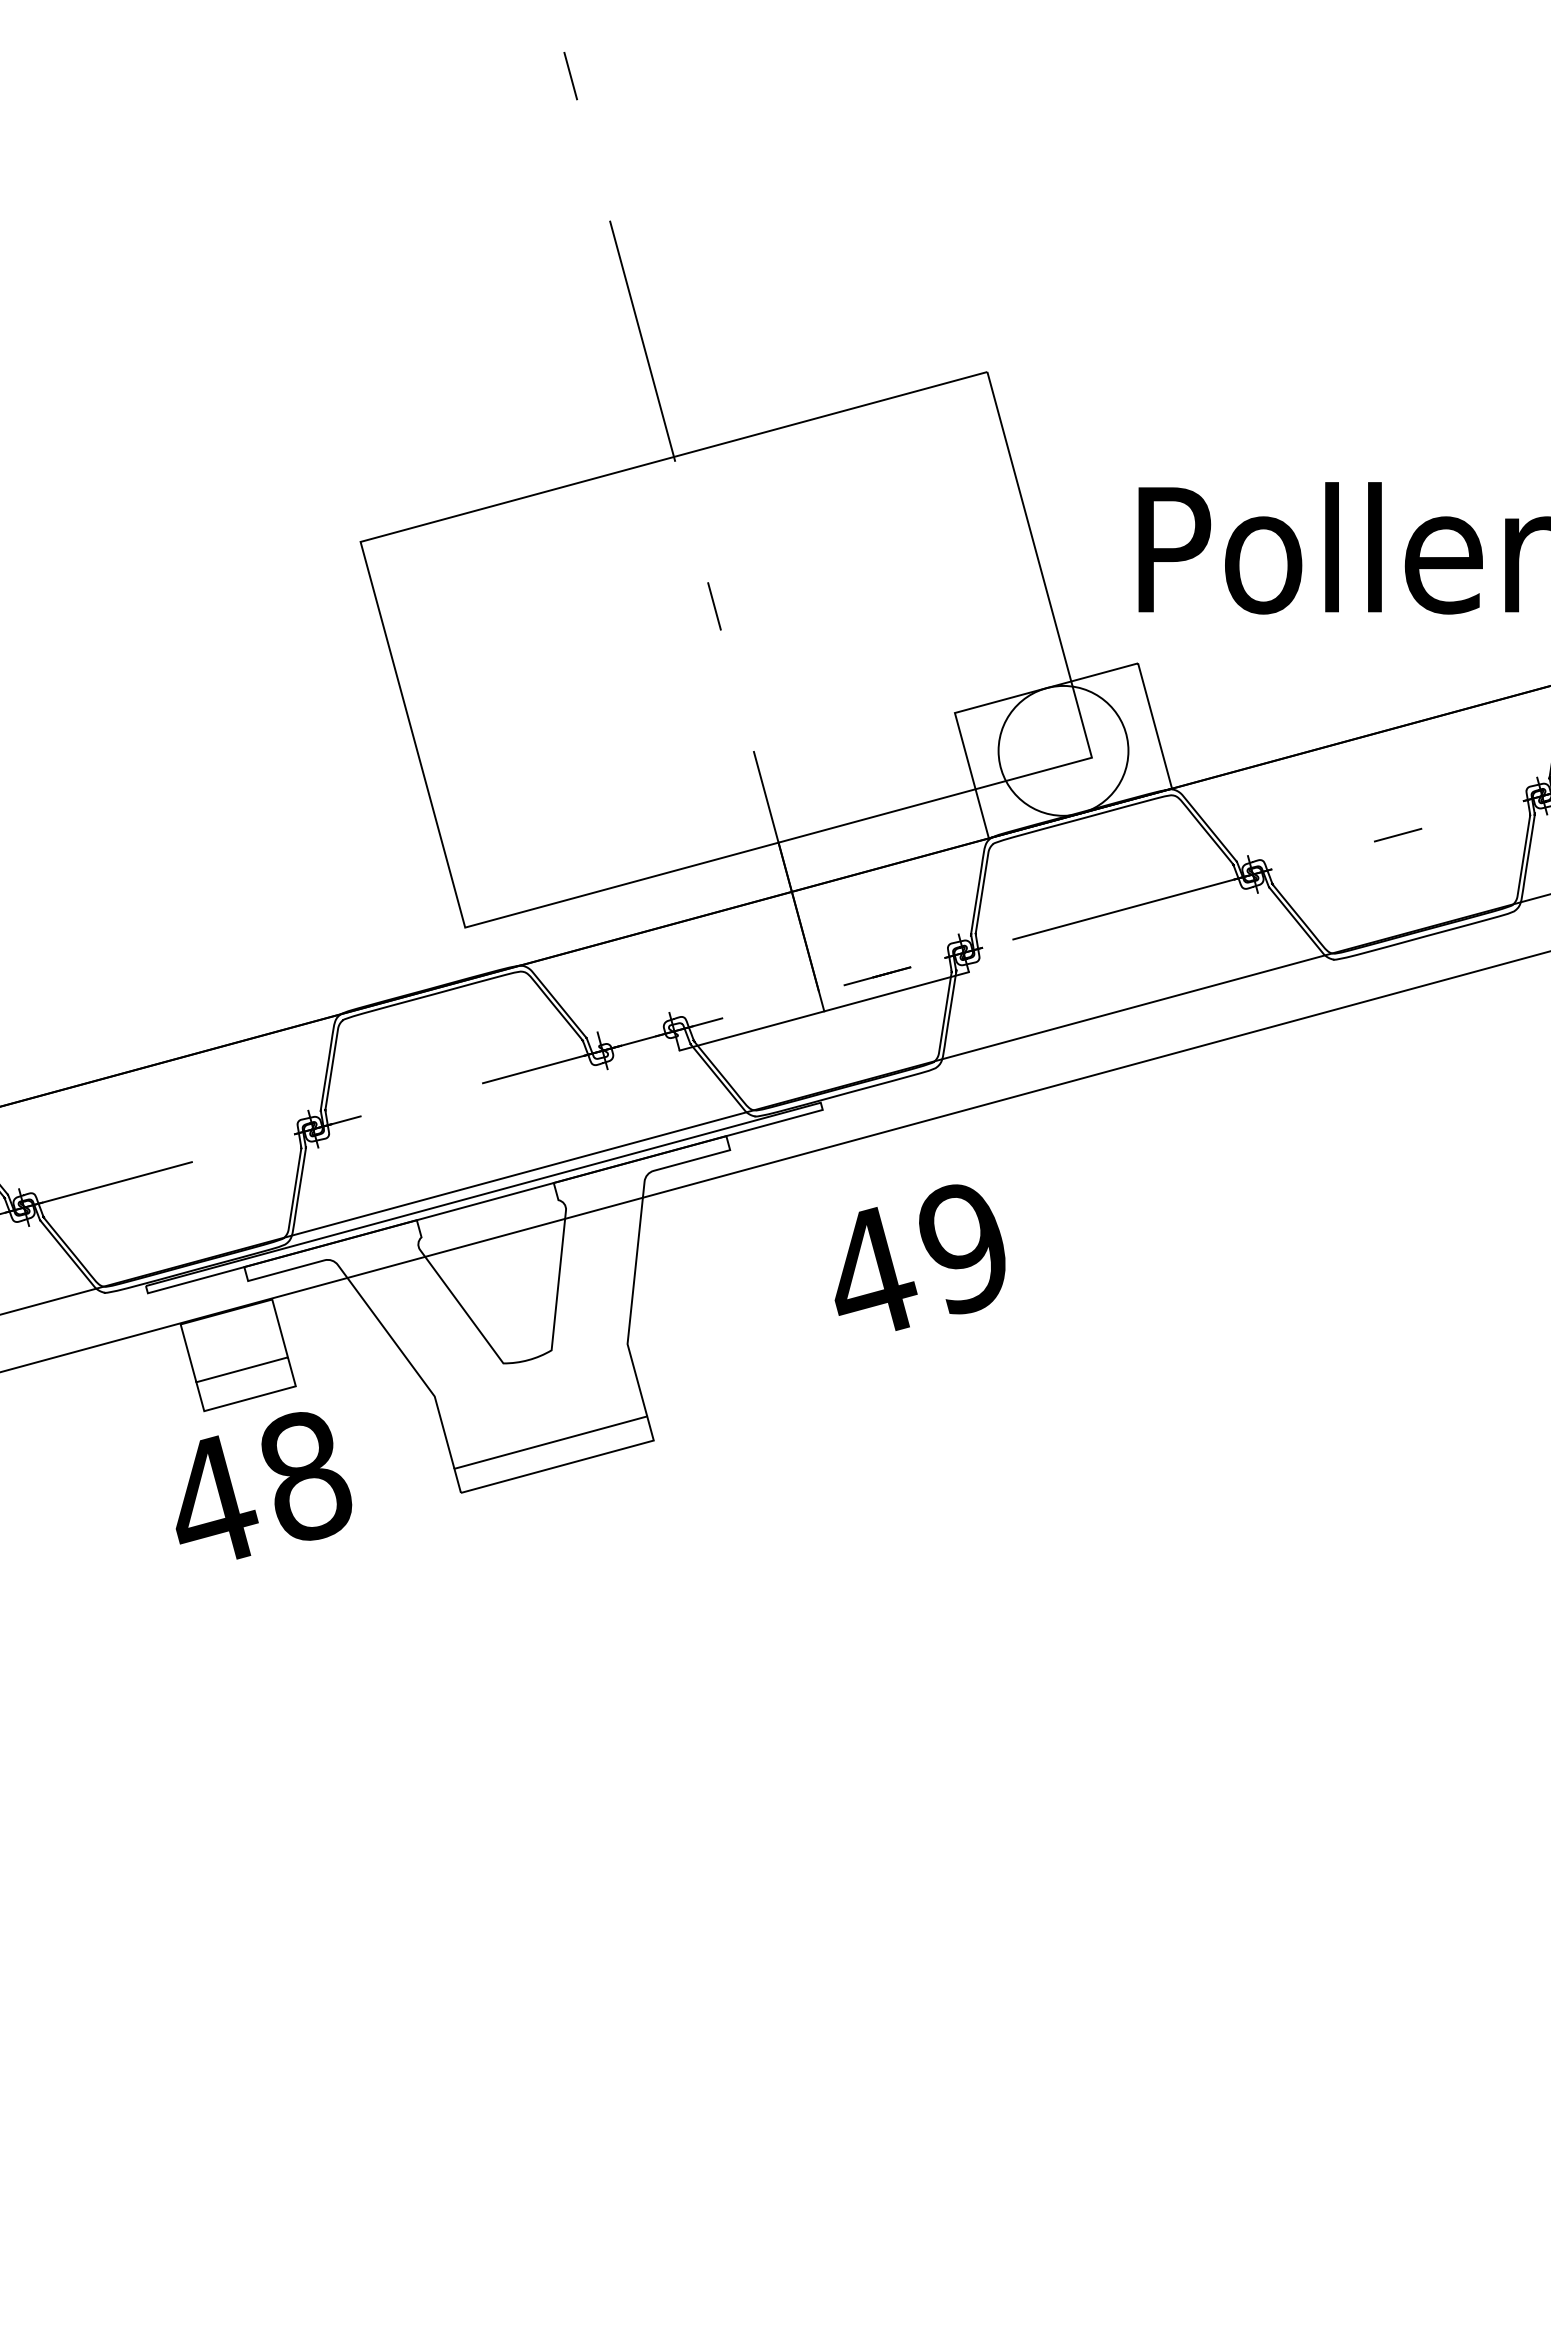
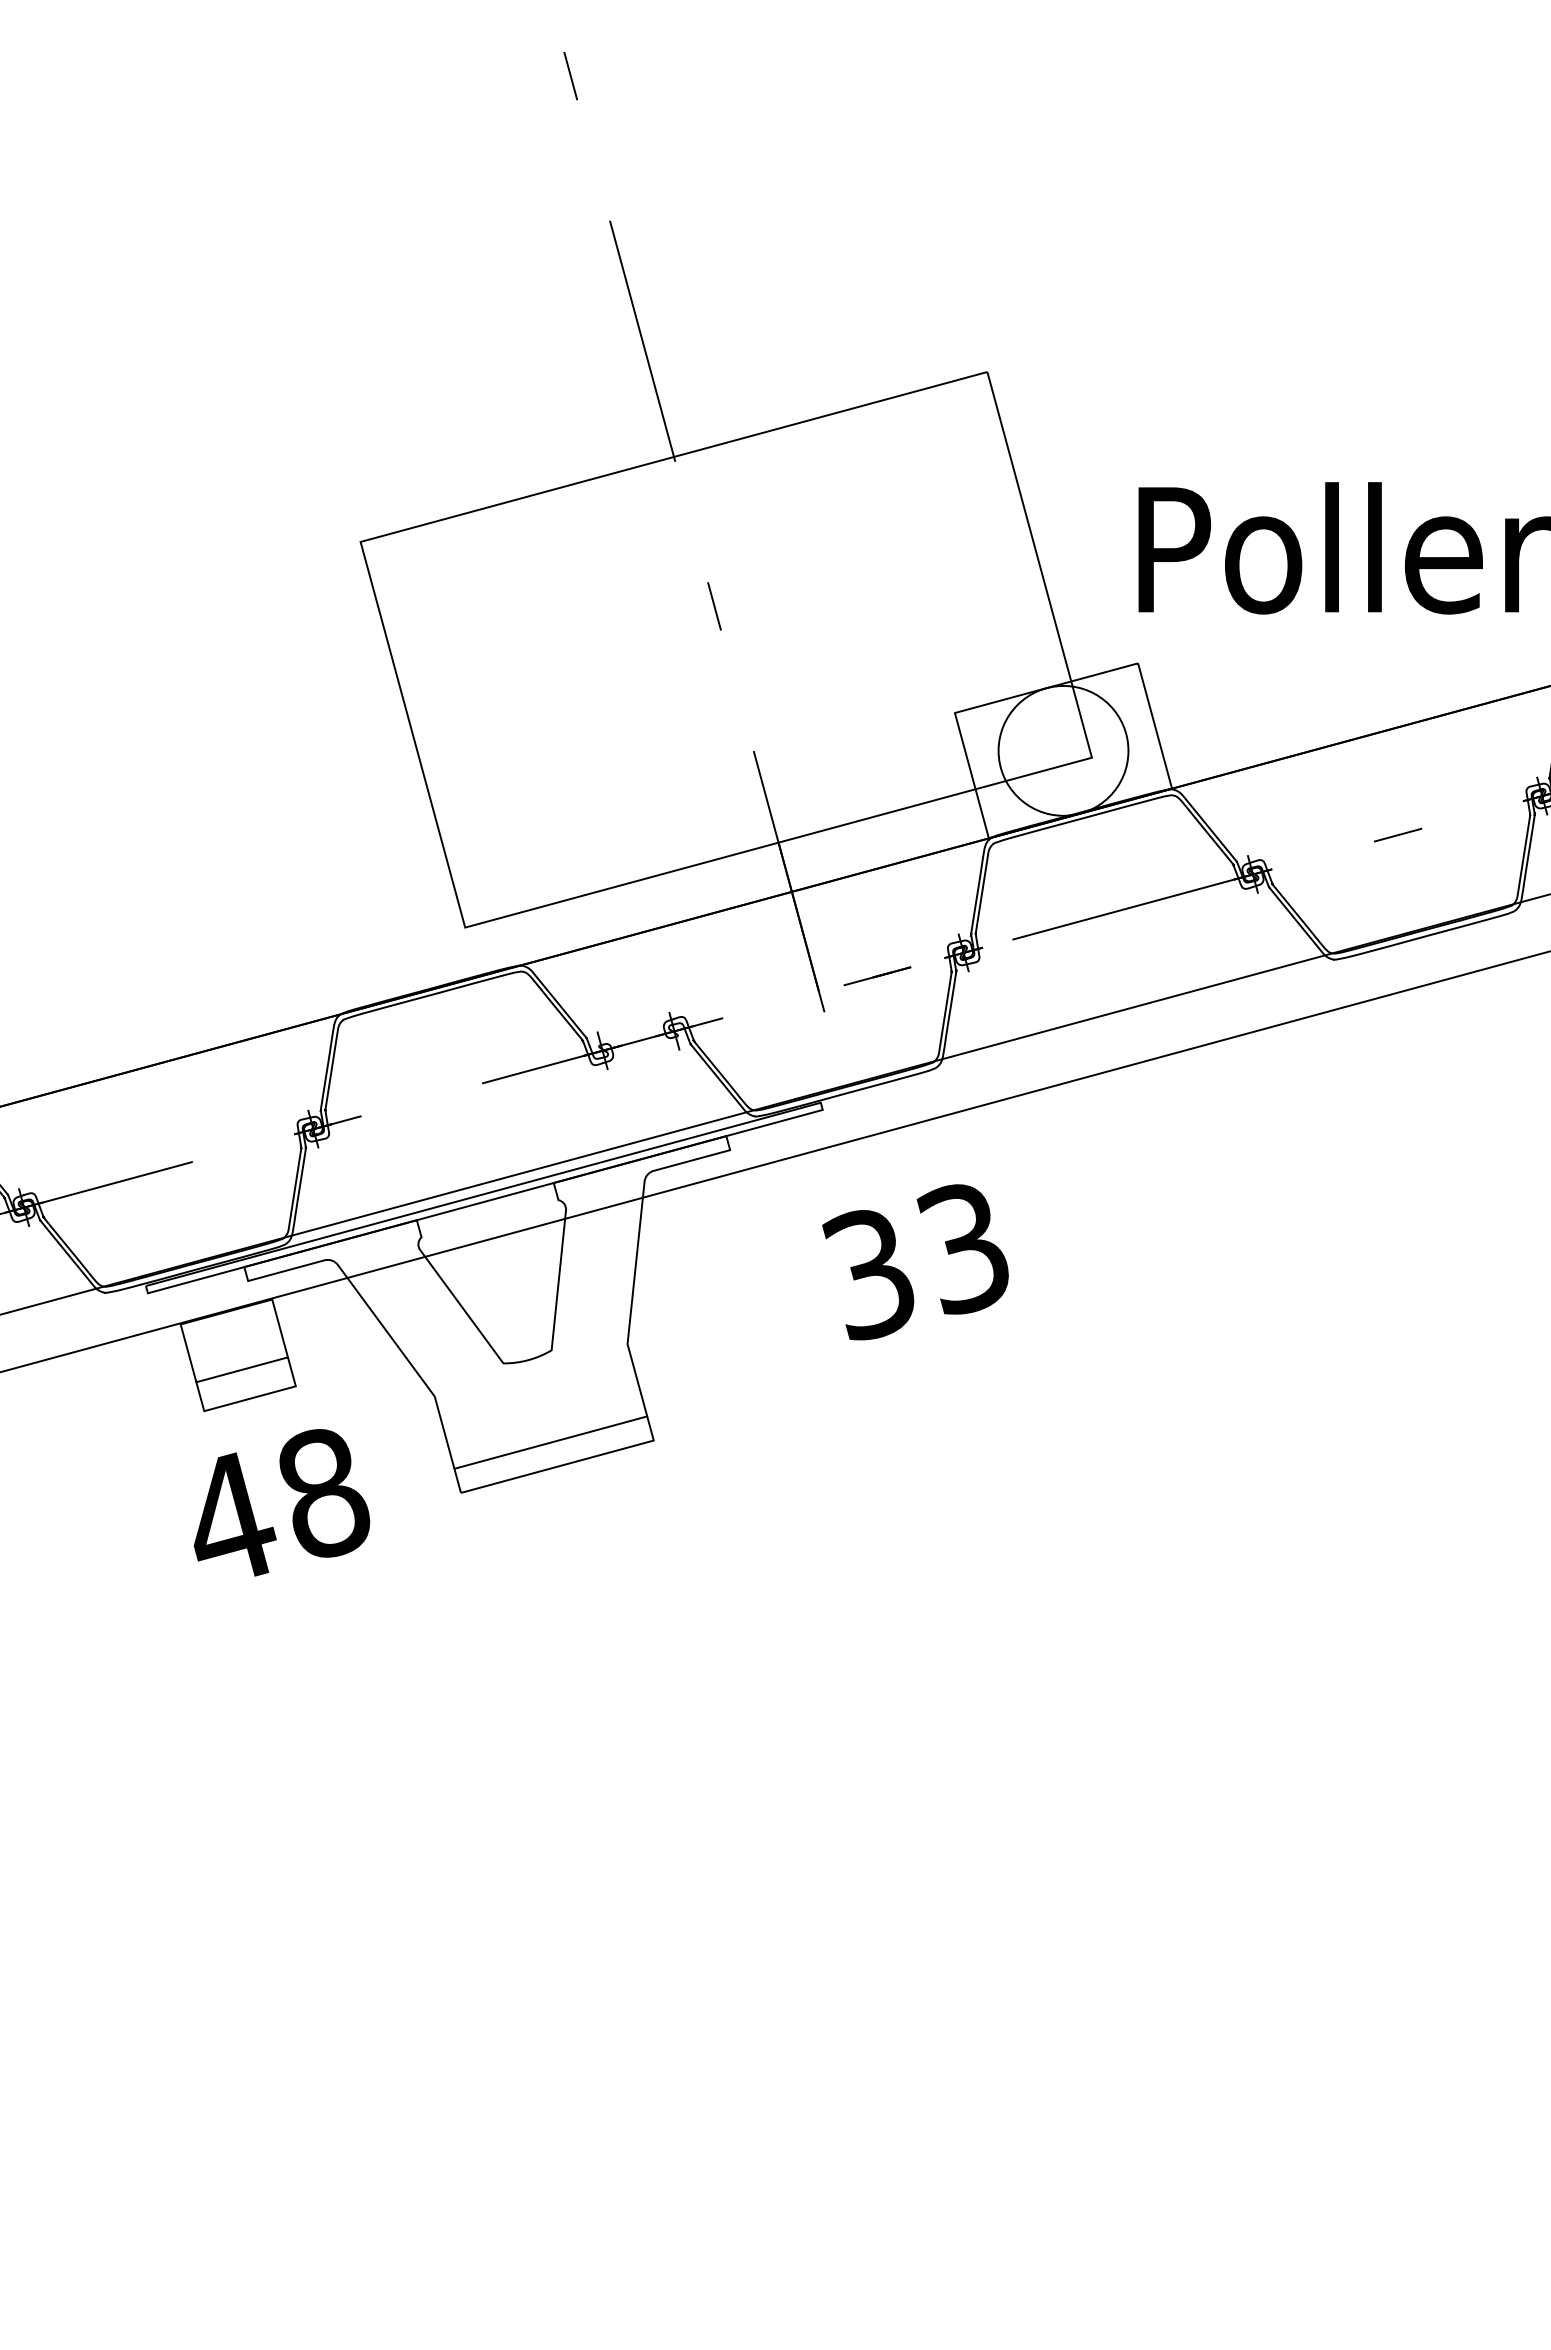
line: present -> none (823, 1011)
text: 49 -> 33 (915, 1262)
text position: (263, 1485) -> (281, 1502) (281, 1502)
